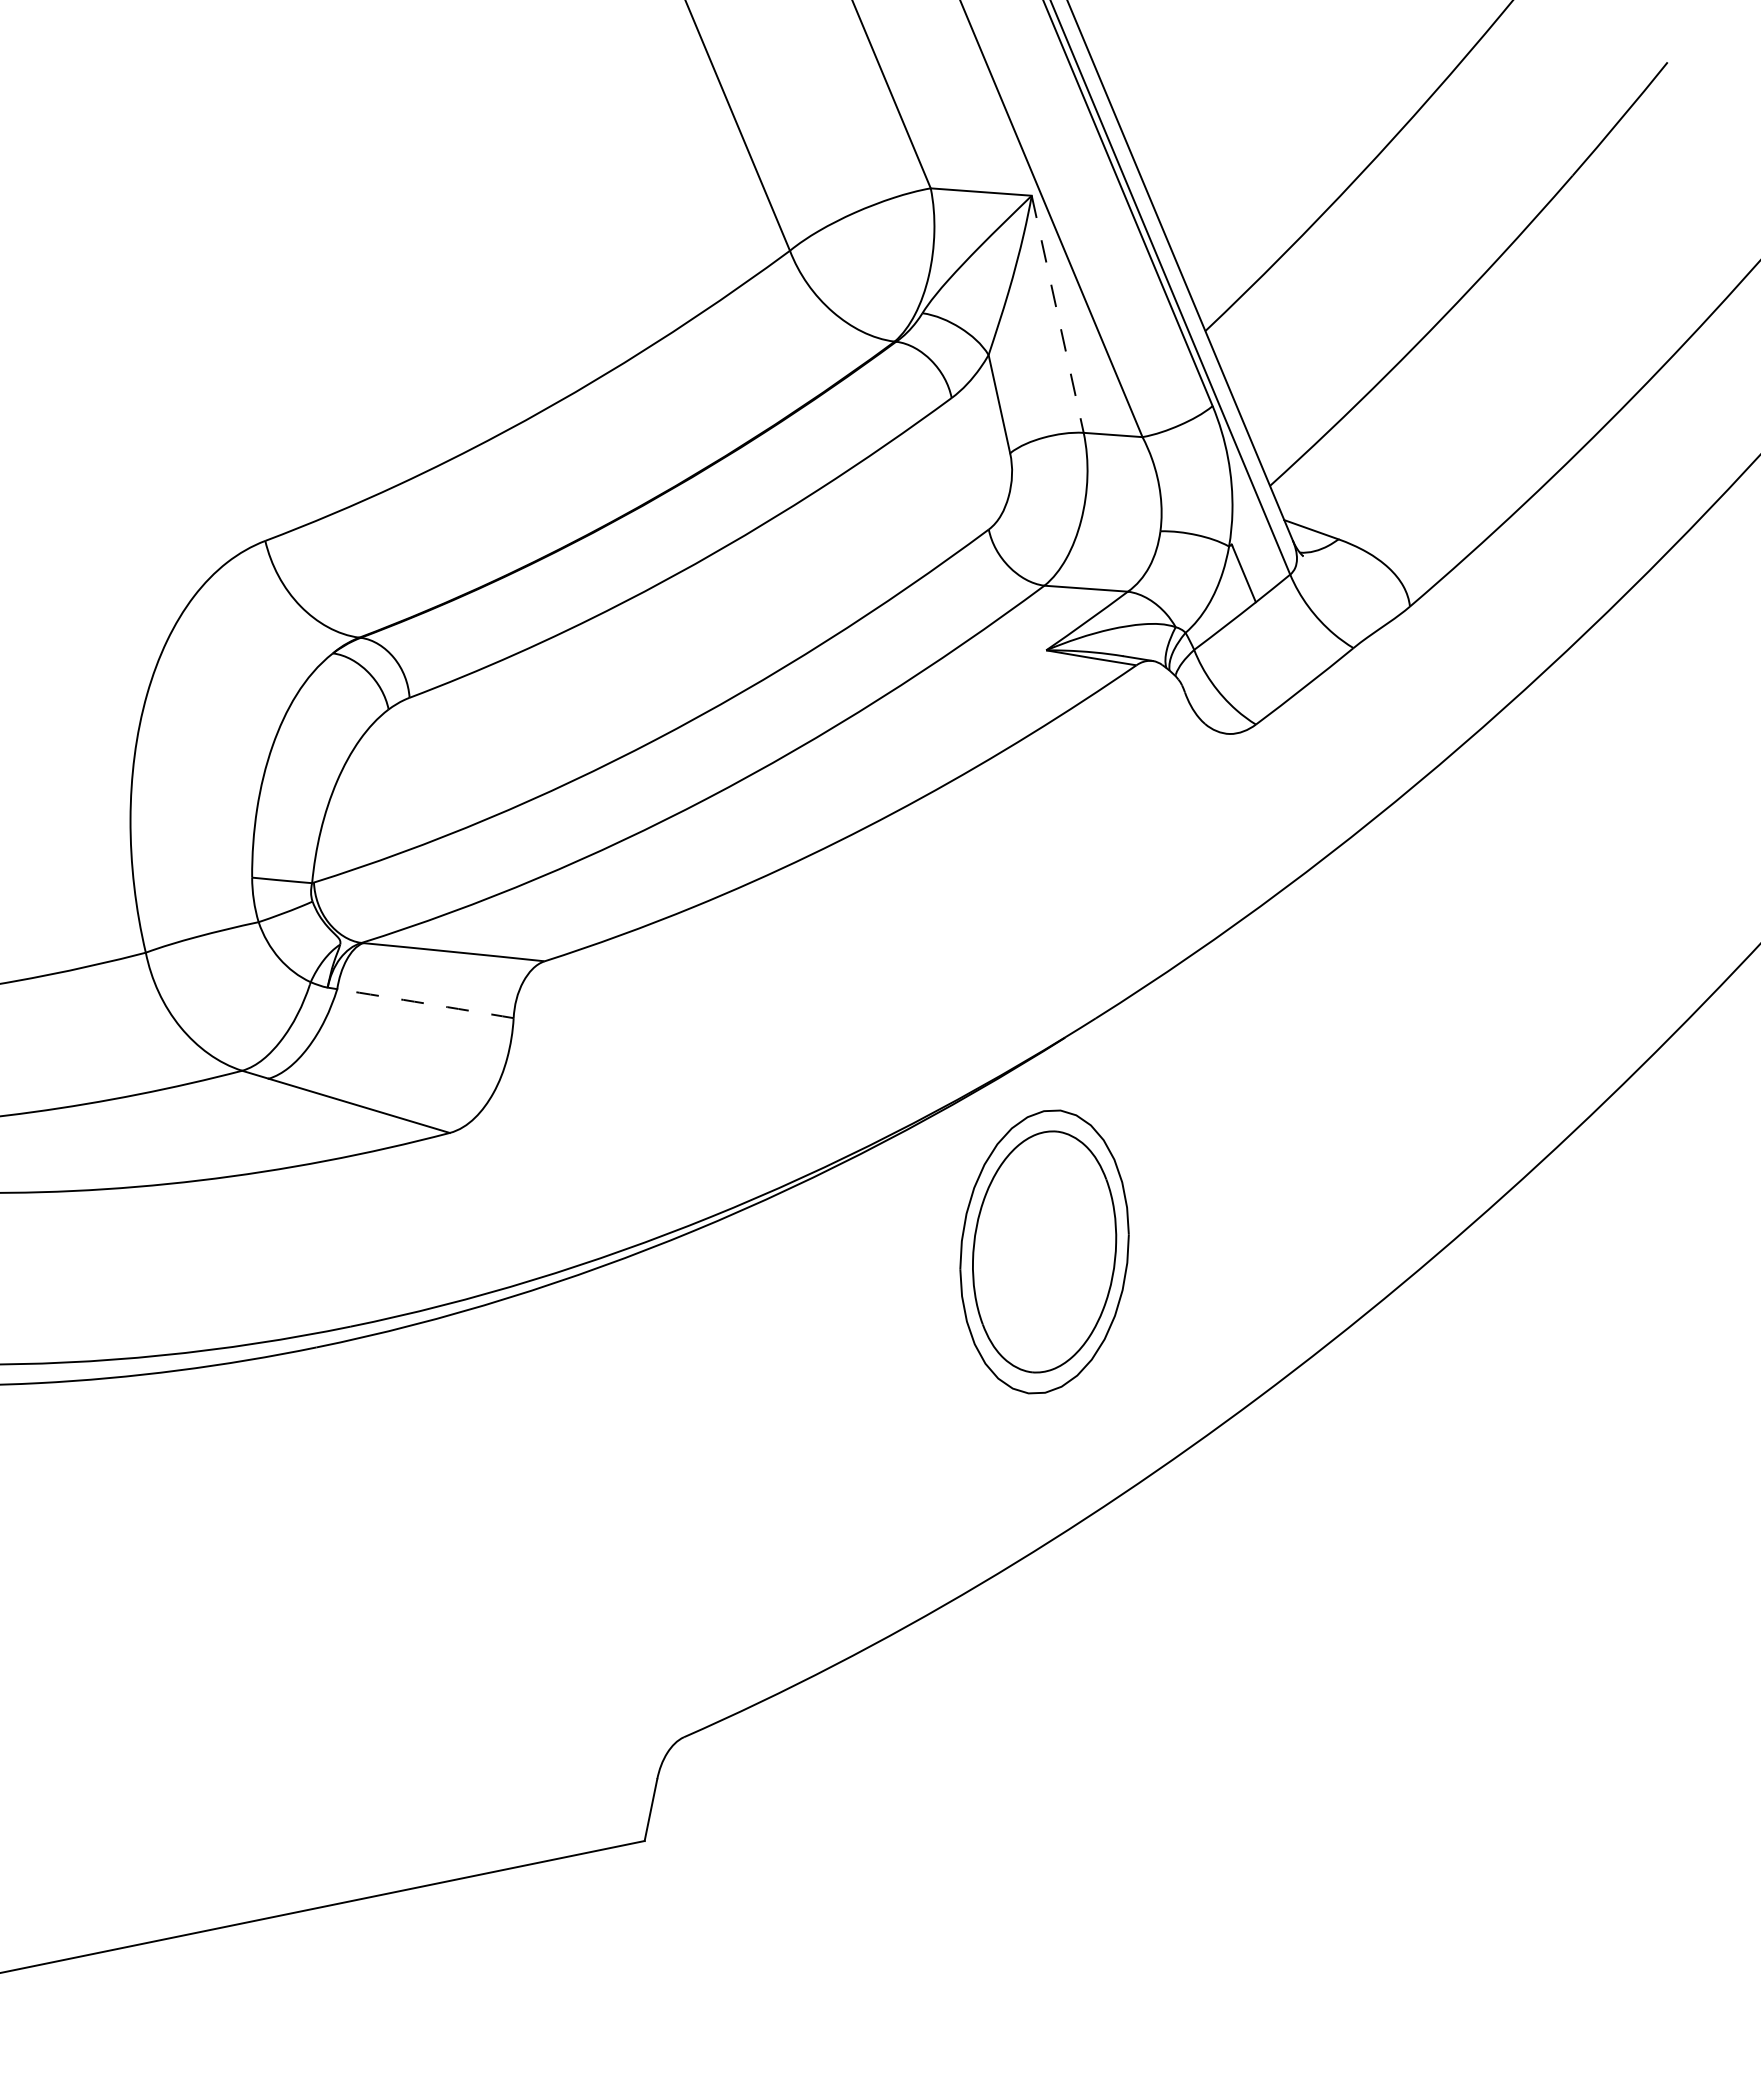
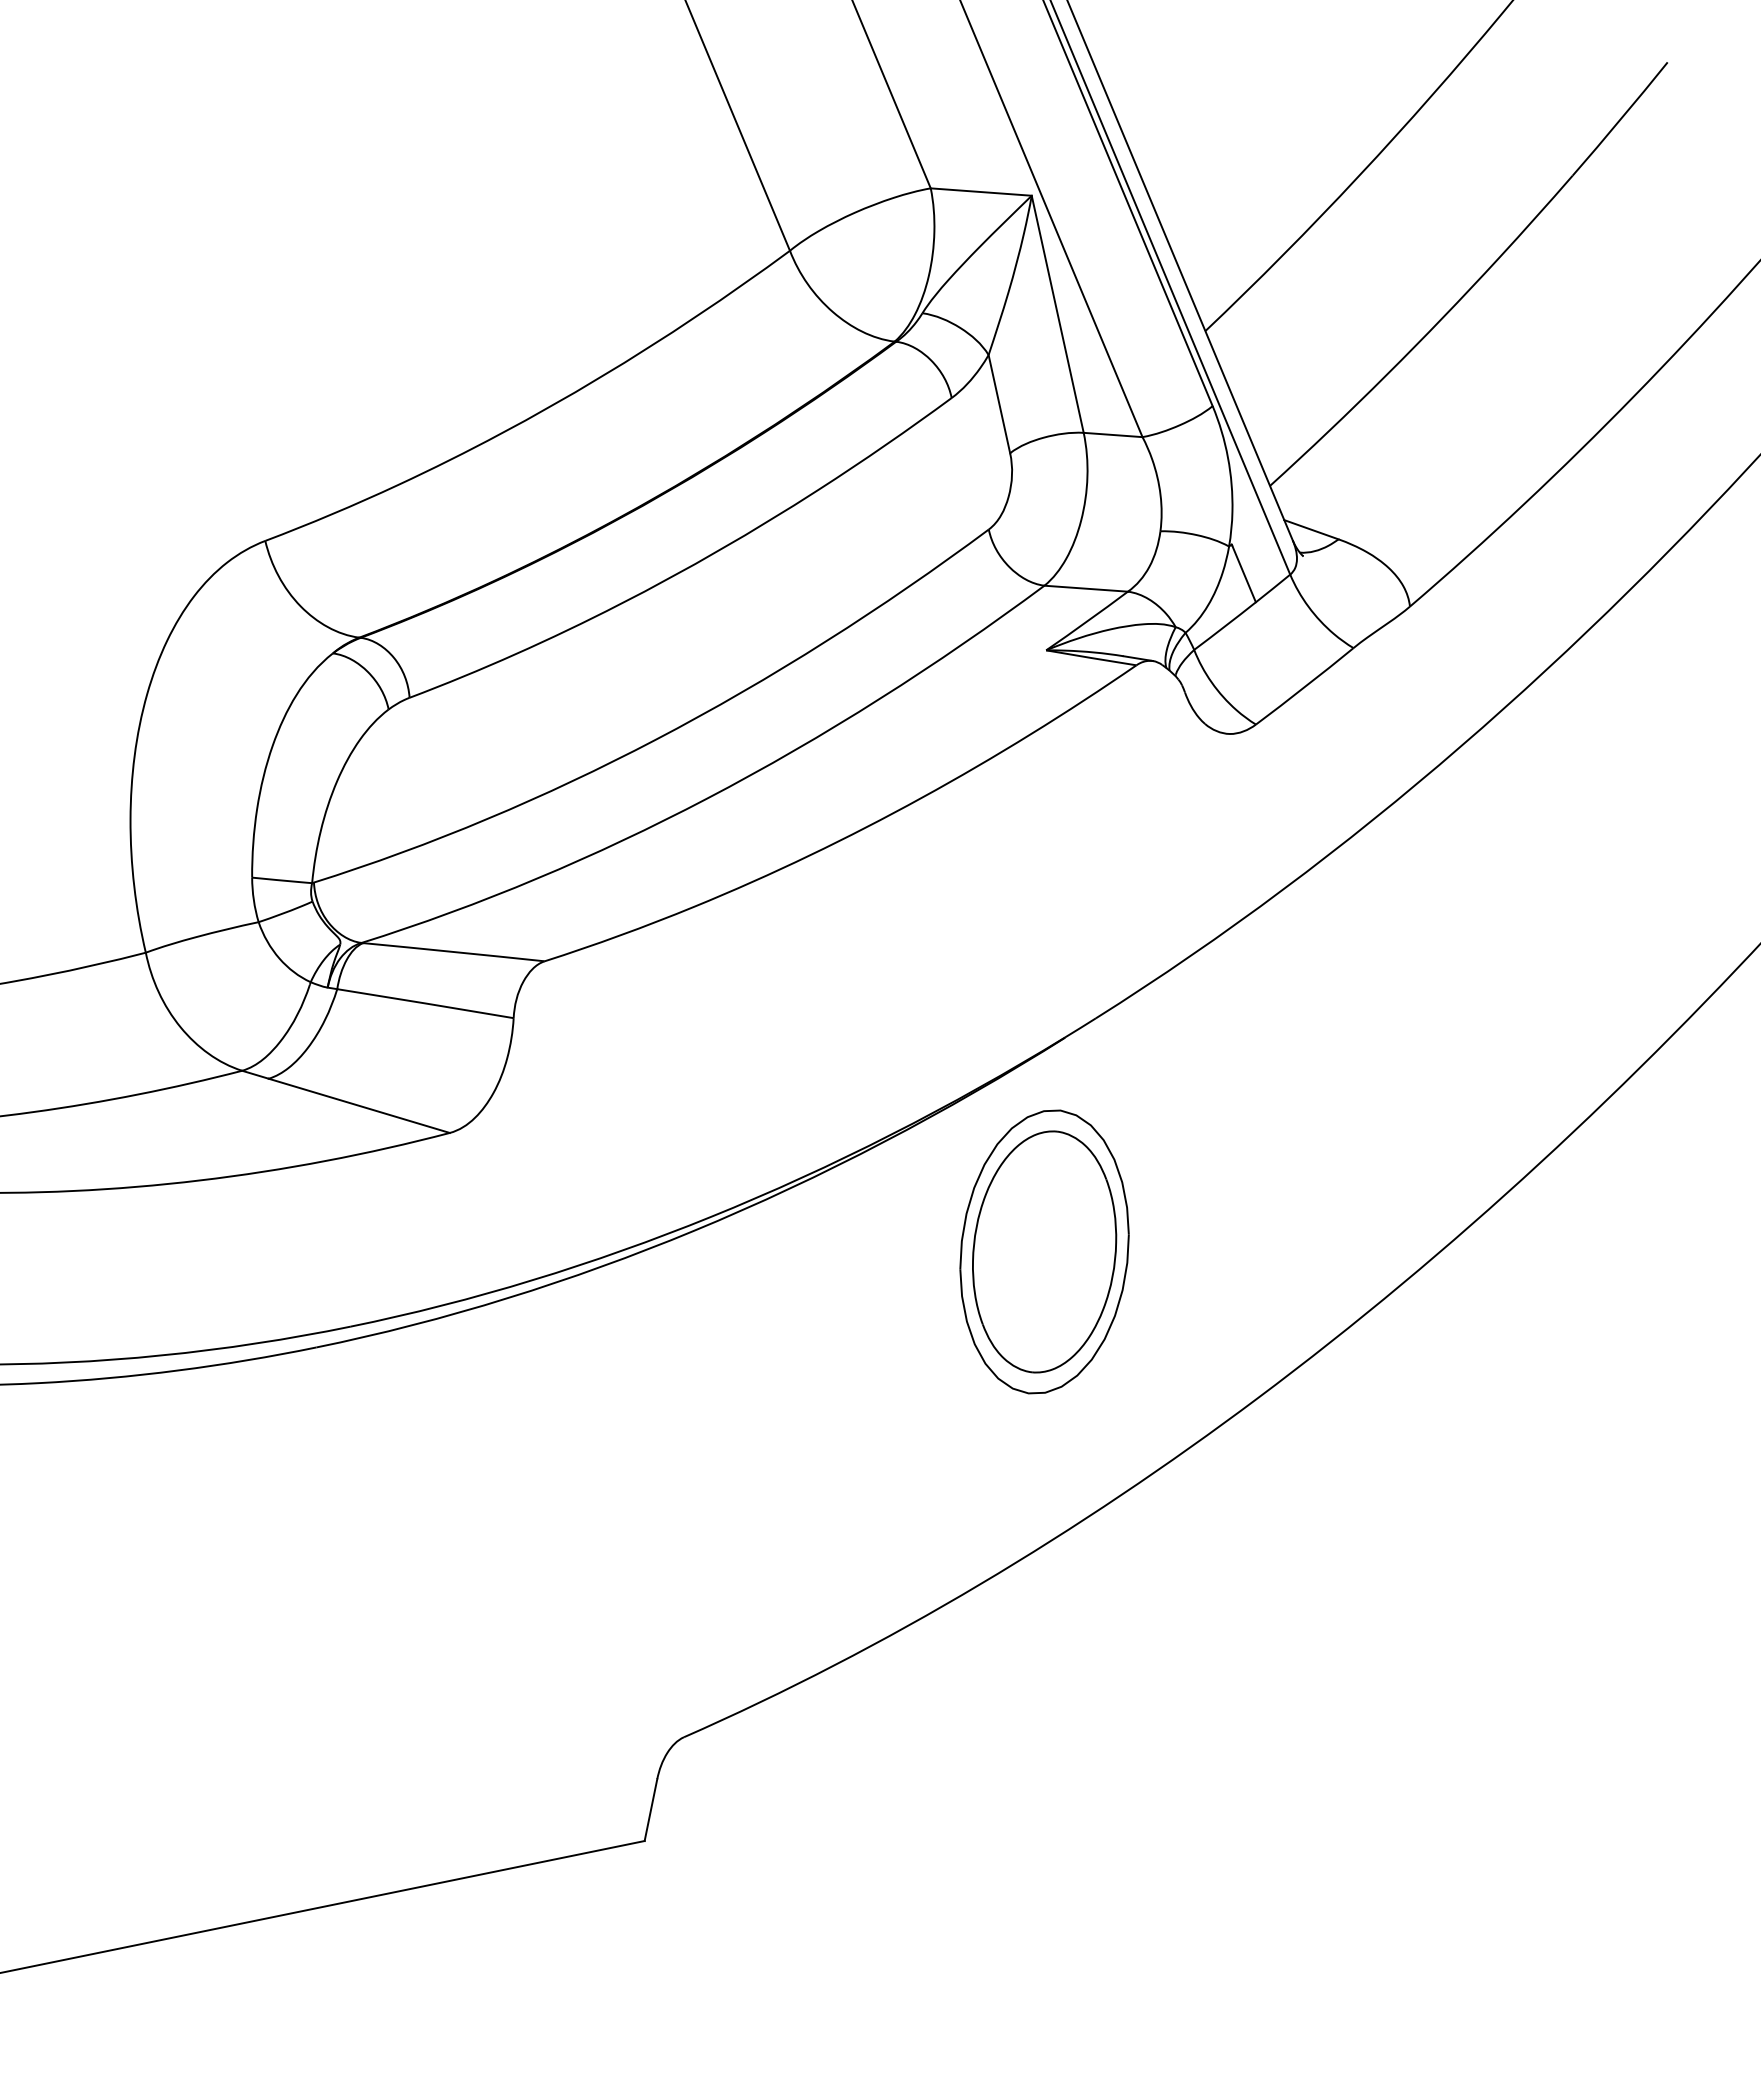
line: dashed -> solid (1057, 314)
arc: dashed -> solid (425, 1003)
